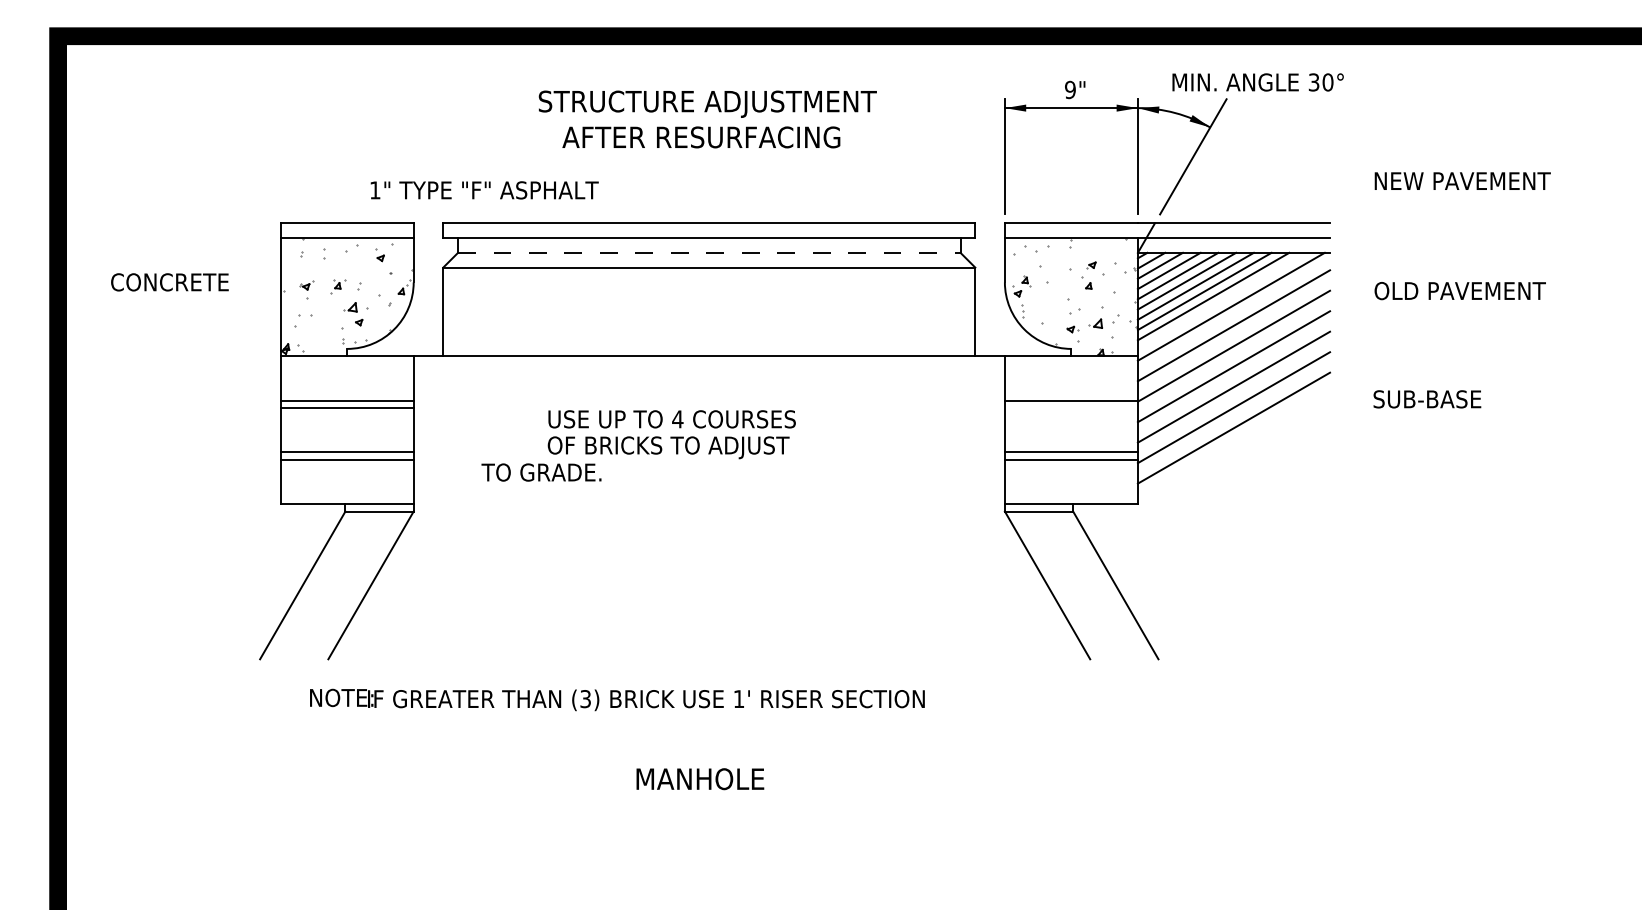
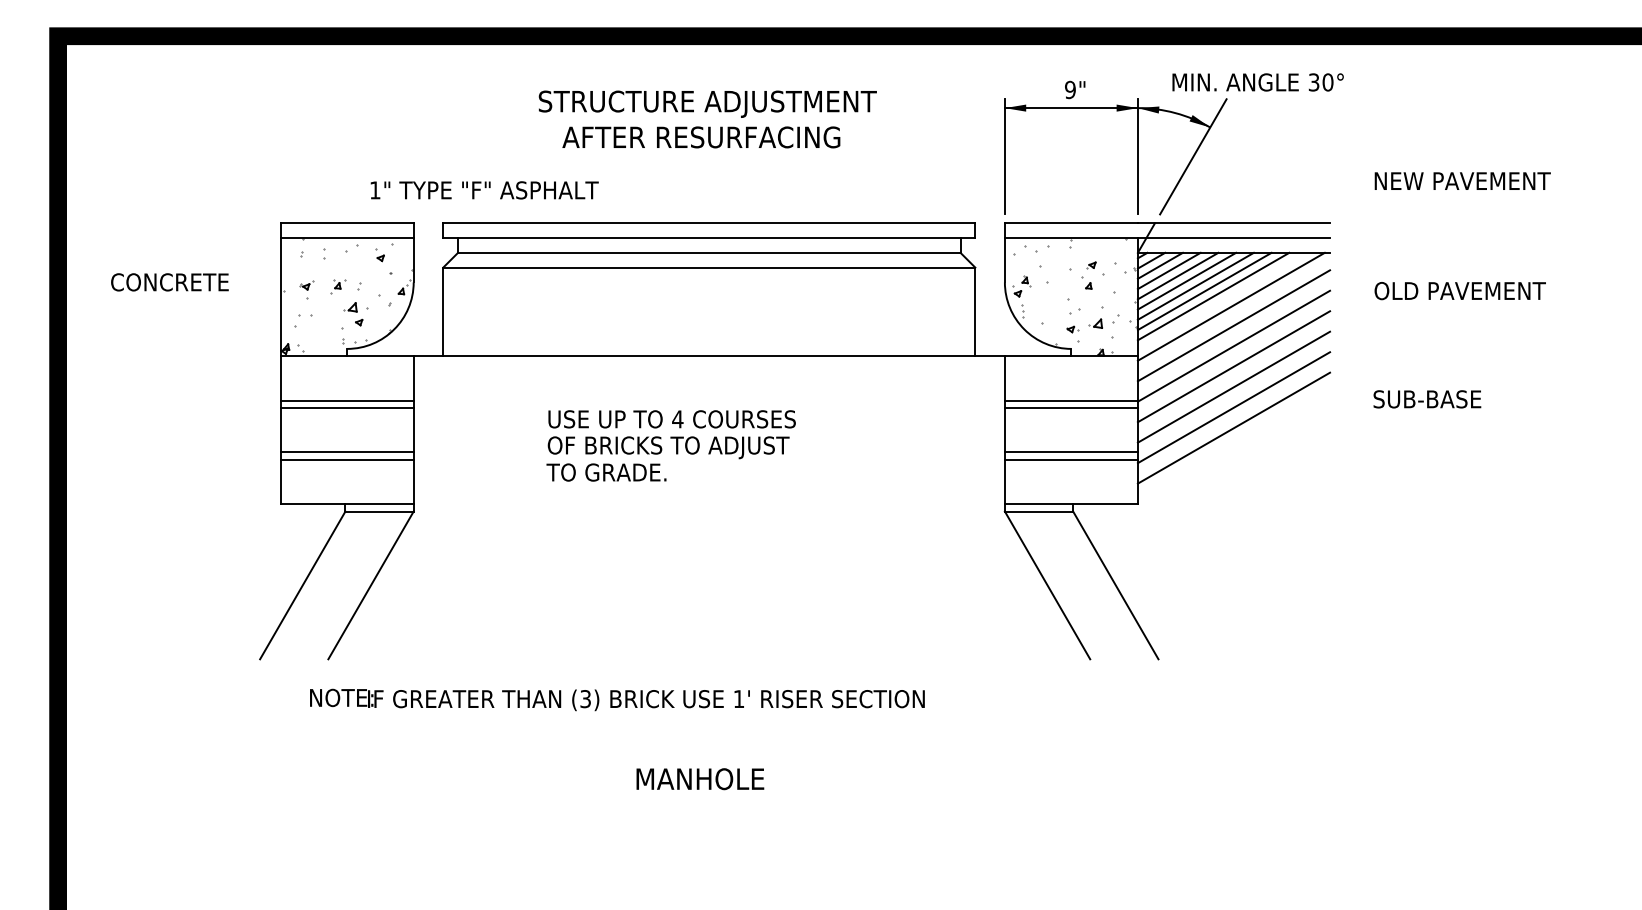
line: dashed -> solid (709, 252)
line: none -> present (1070, 408)
text position: (541, 472) -> (606, 472) (606, 472)
